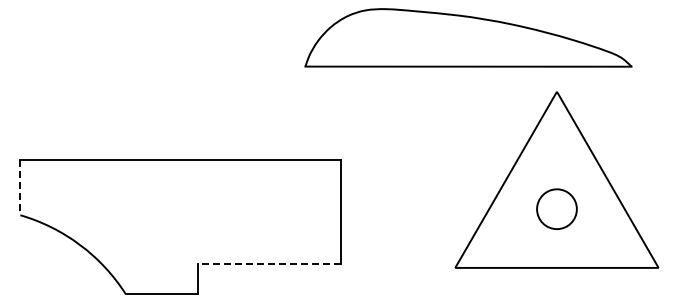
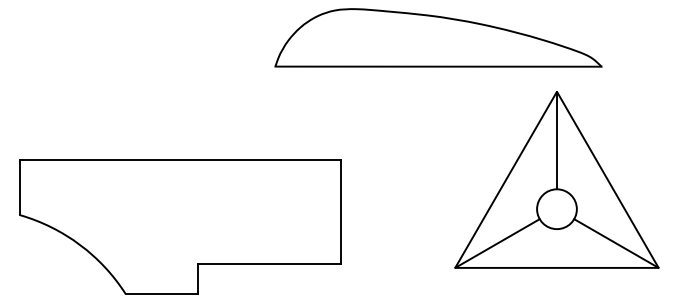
part position: (468, 37) -> (438, 37) (438, 37)
line: none -> present (556, 140)
line: dashed -> solid (20, 187)
line: none -> present (497, 243)
line: none -> present (616, 243)
line: dashed -> solid (269, 264)
